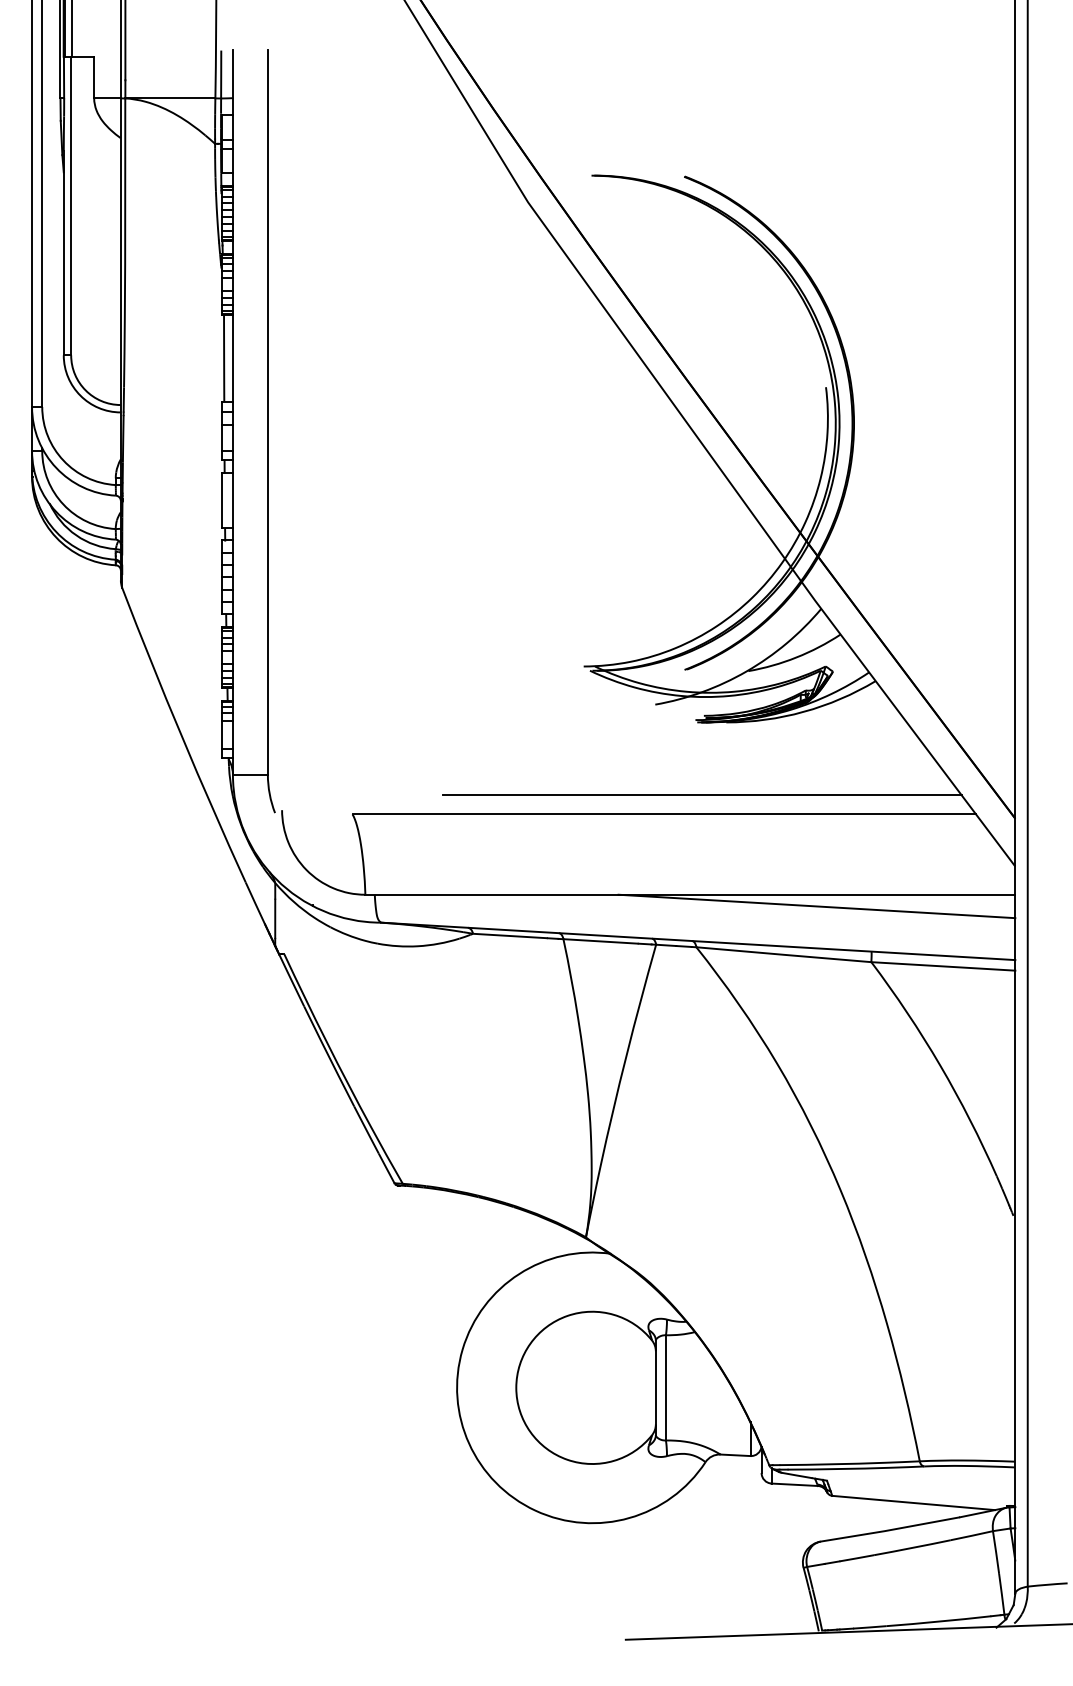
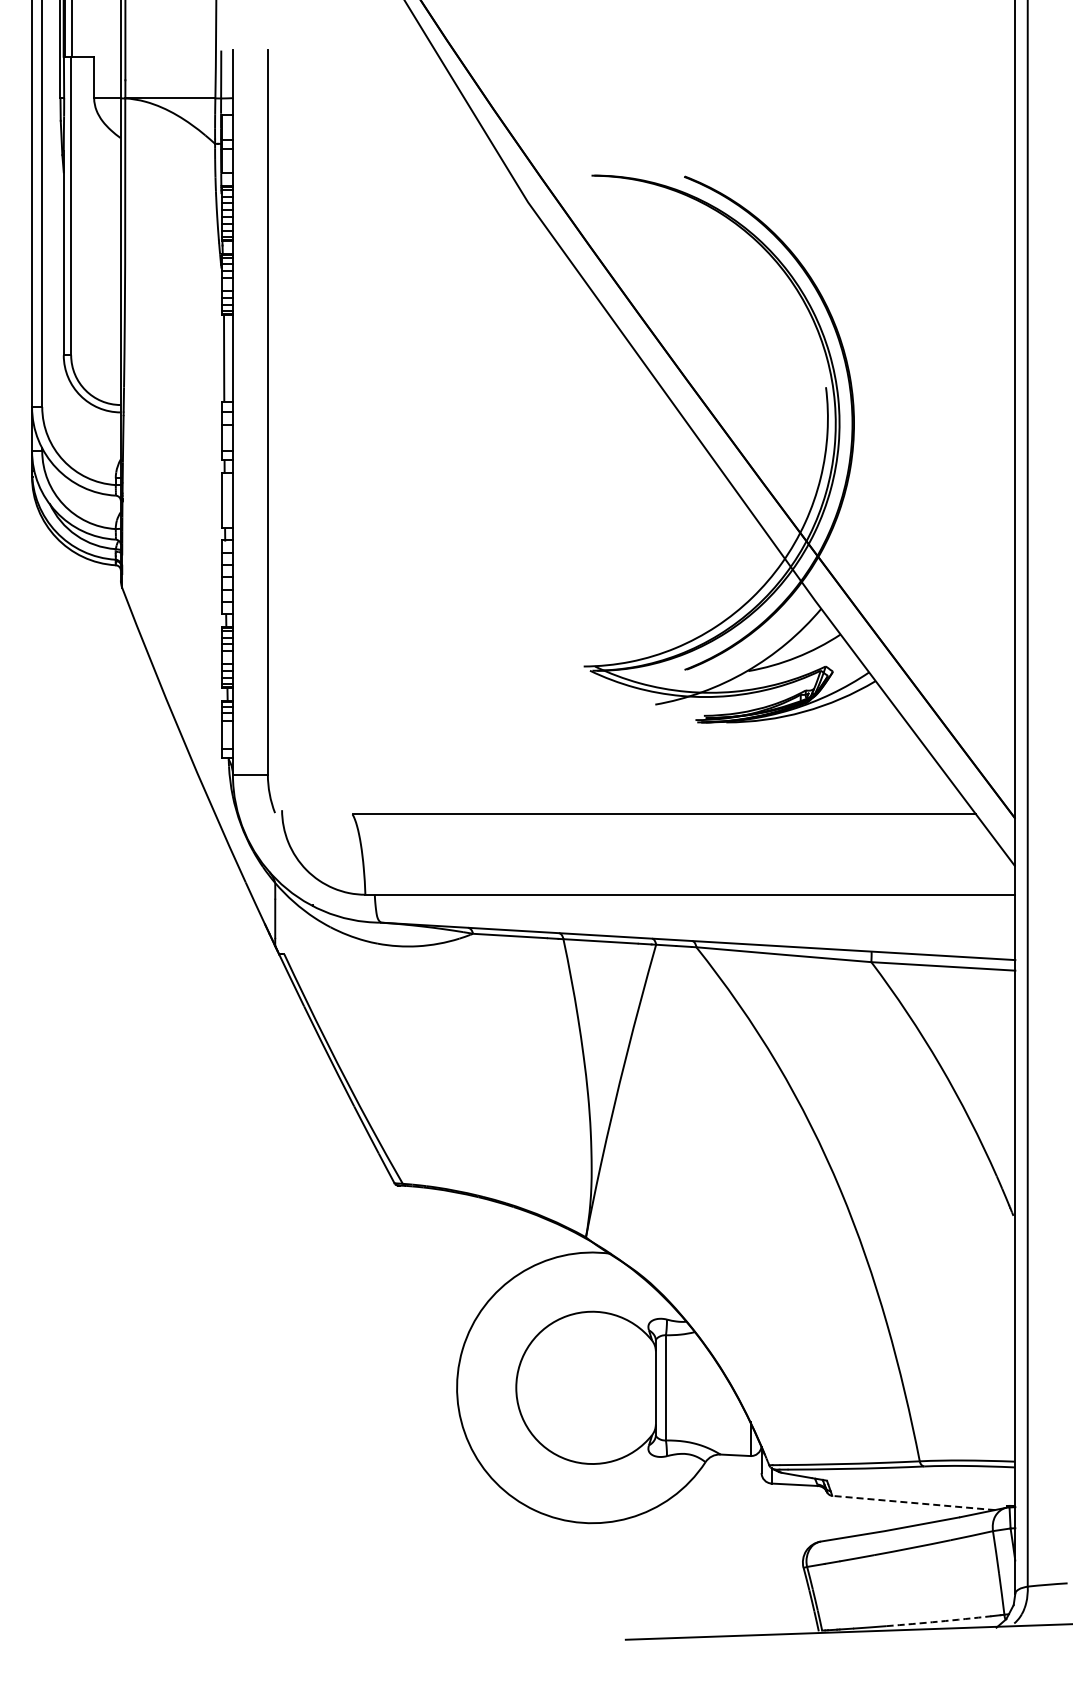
line: present -> none (702, 795)
line: present -> none (816, 906)
line: solid -> dashed (913, 1502)
arc: solid -> dashed (939, 1621)
